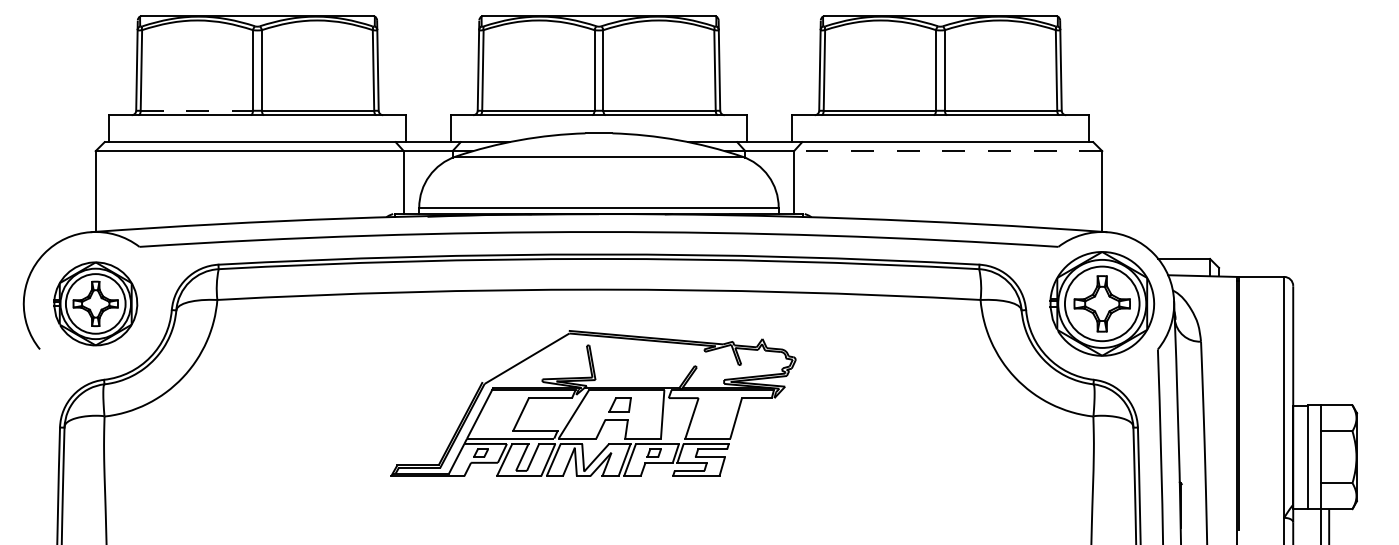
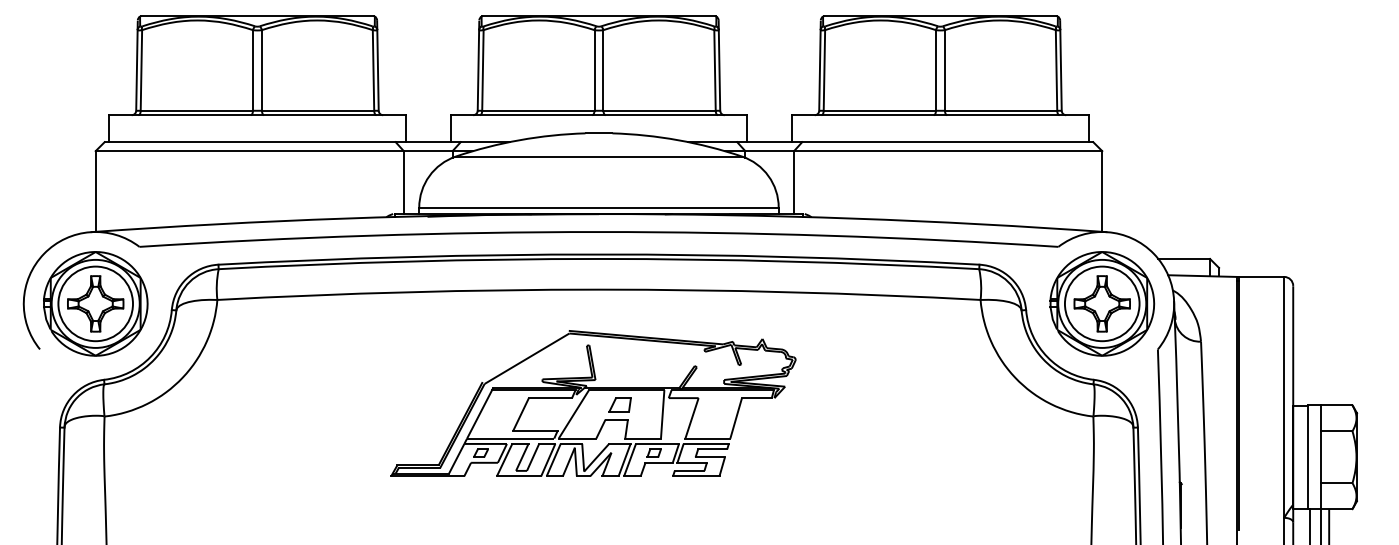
line: dashed -> solid (197, 110)
line: dashed -> solid (947, 151)
part size: 86x86 px -> 106x106 px (95, 303)
line: none -> present (1310, 525)
